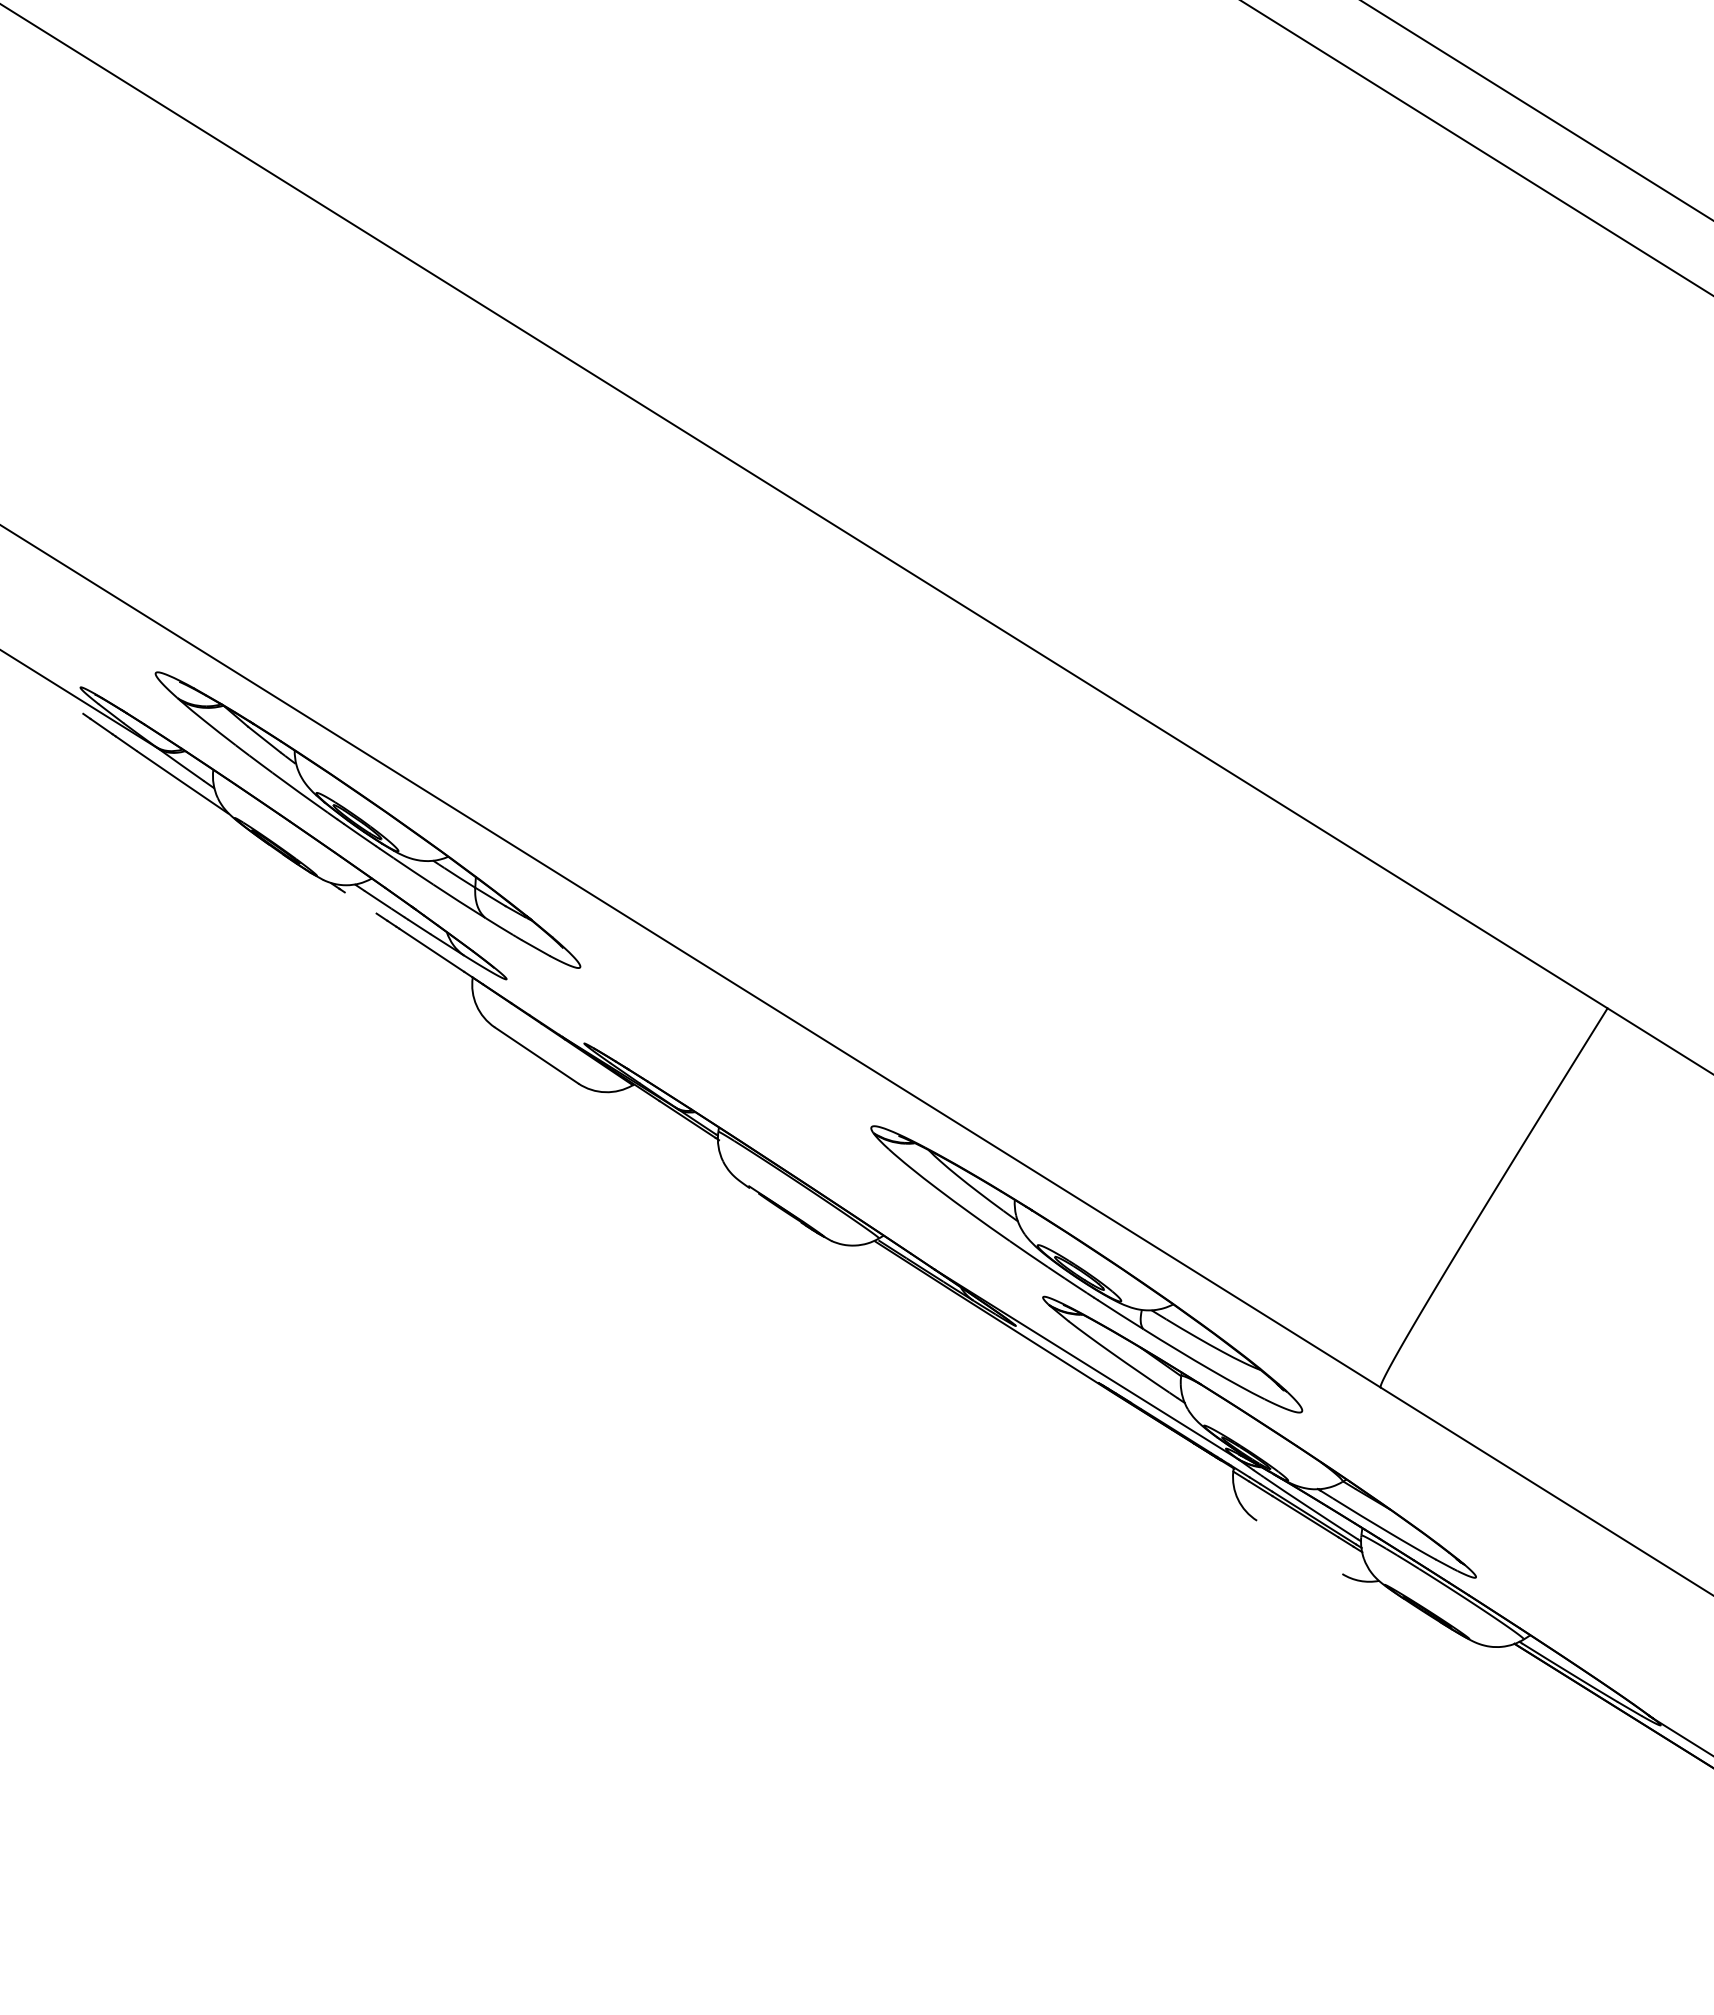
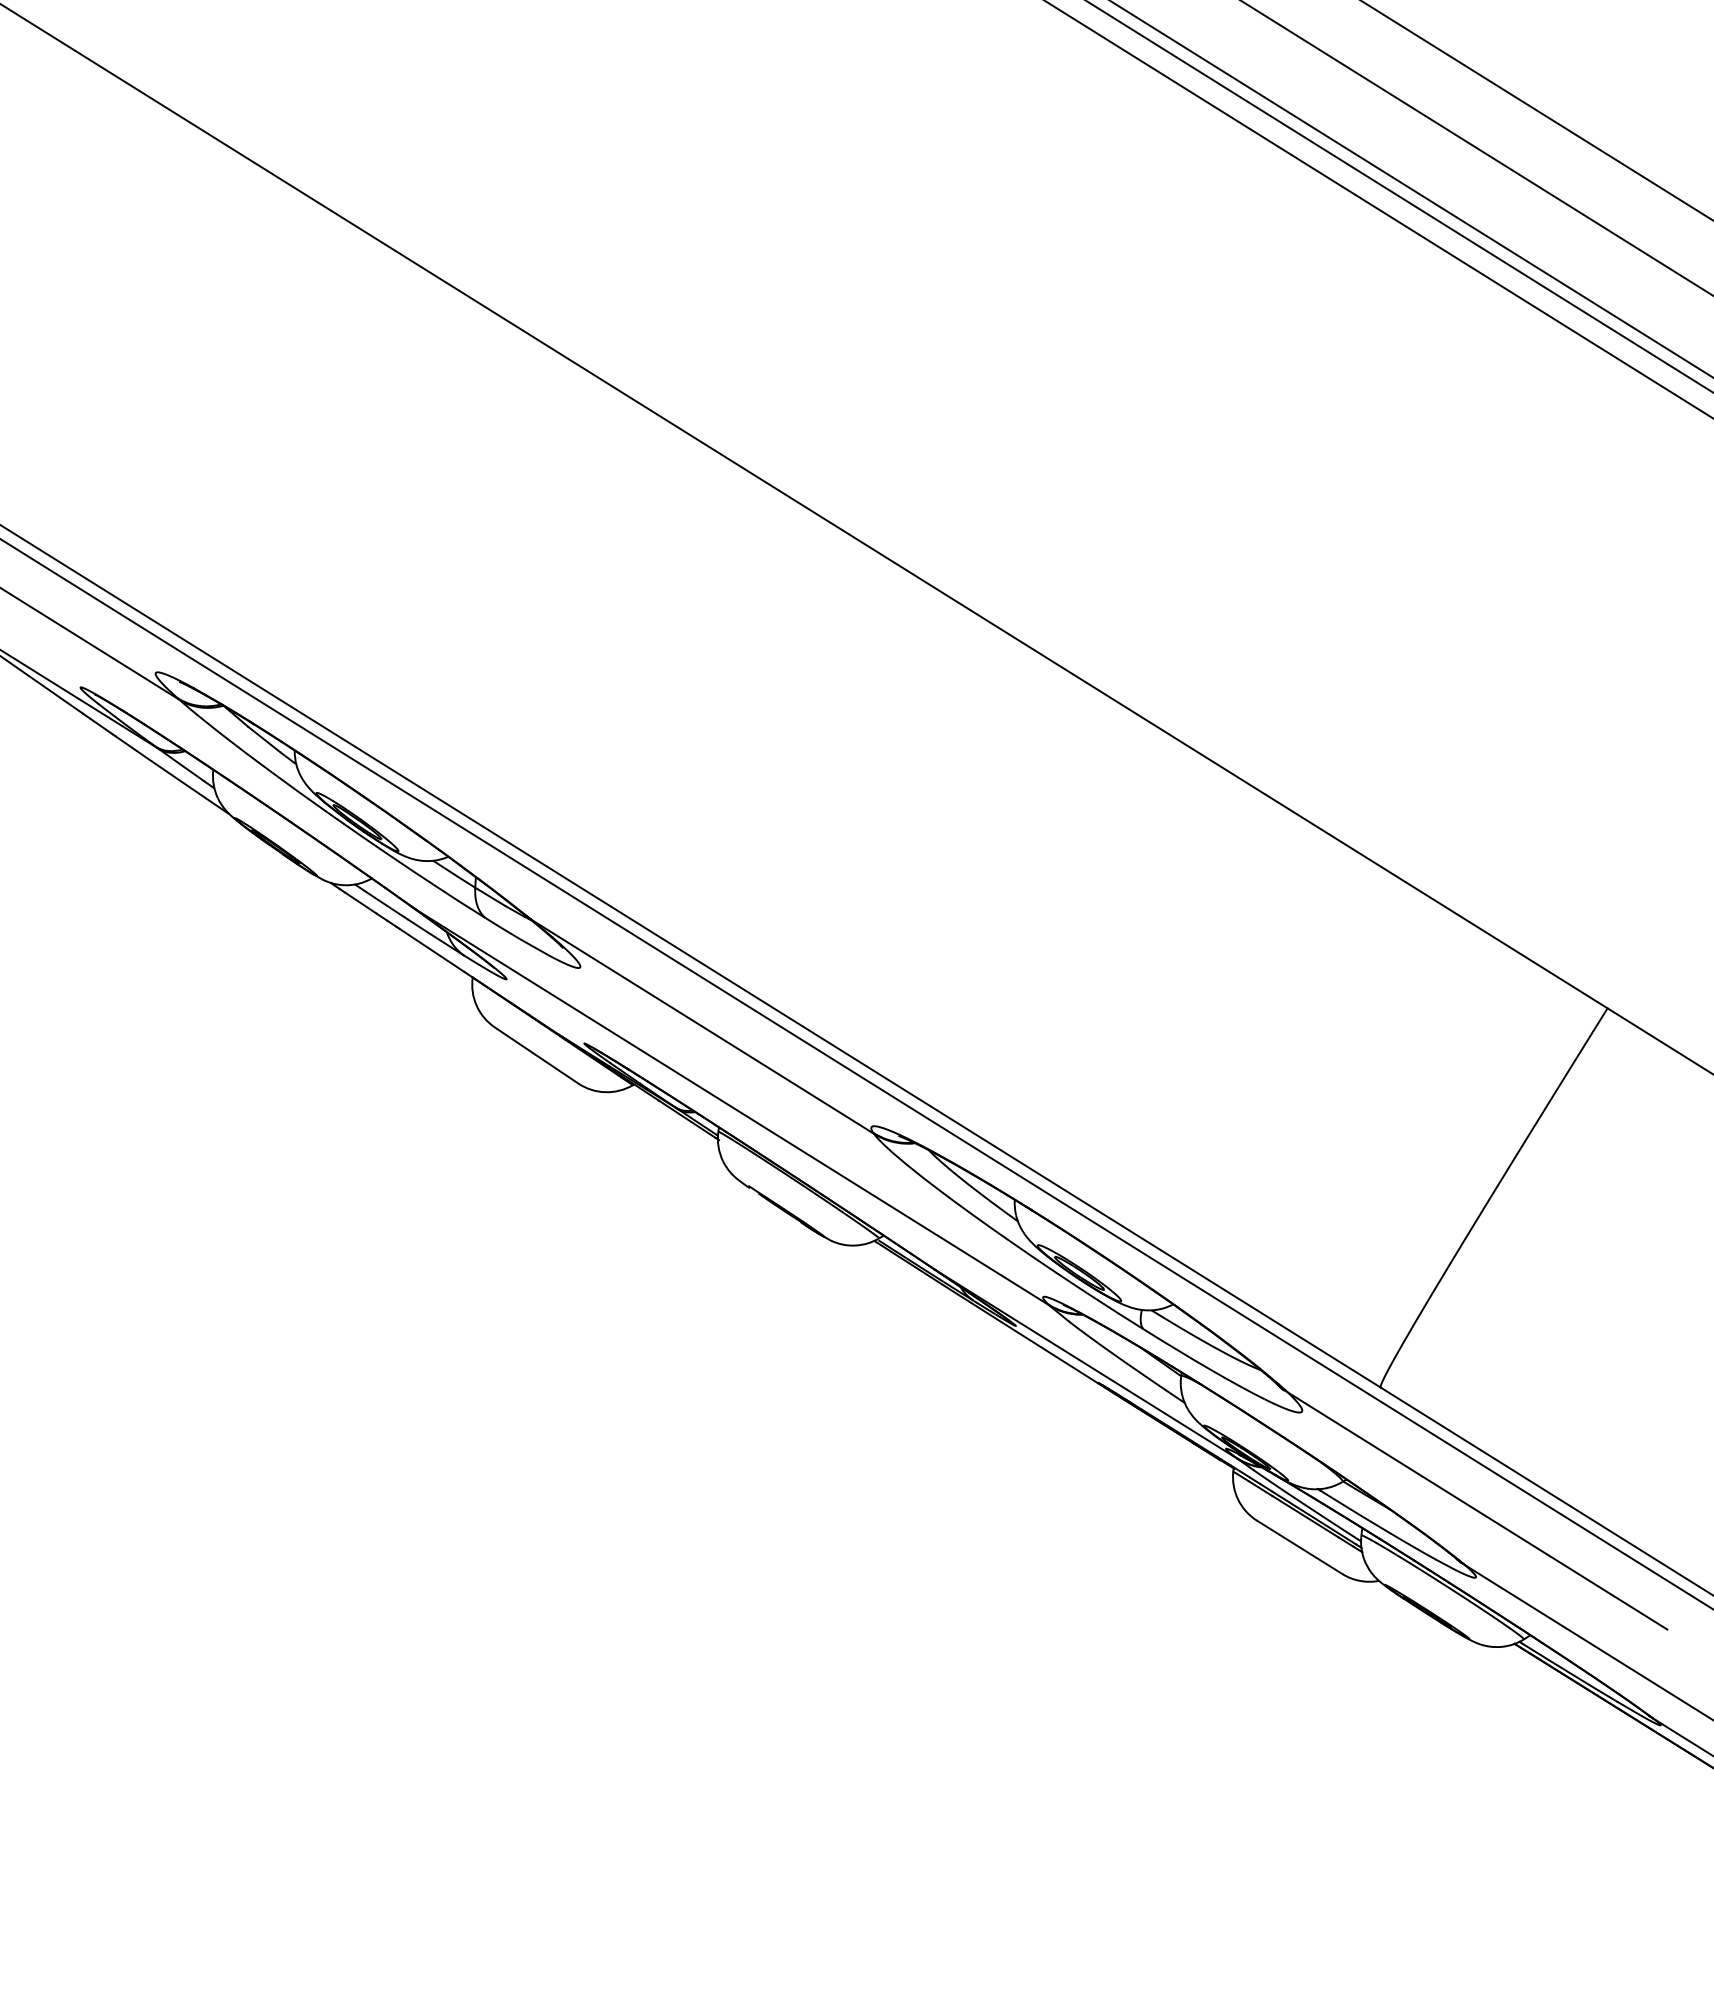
line: none -> present (1411, 188)
line: none -> present (1399, 196)
line: none -> present (1378, 209)
line: none -> present (90, 644)
line: none -> present (42, 685)
line: none -> present (360, 902)
line: none -> present (702, 1026)
line: none -> present (856, 1073)
line: none -> present (732, 1107)
line: none -> present (1477, 1510)
line: none -> present (1299, 1547)
line: none -> present (1587, 1641)
